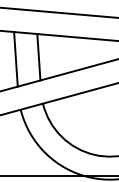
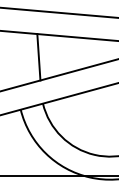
line: present -> none (15, 59)
